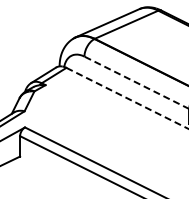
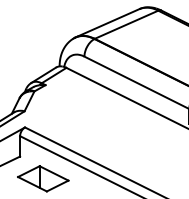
line: dashed -> solid (136, 82)
line: dashed -> solid (128, 98)
part: none -> present (43, 178)
